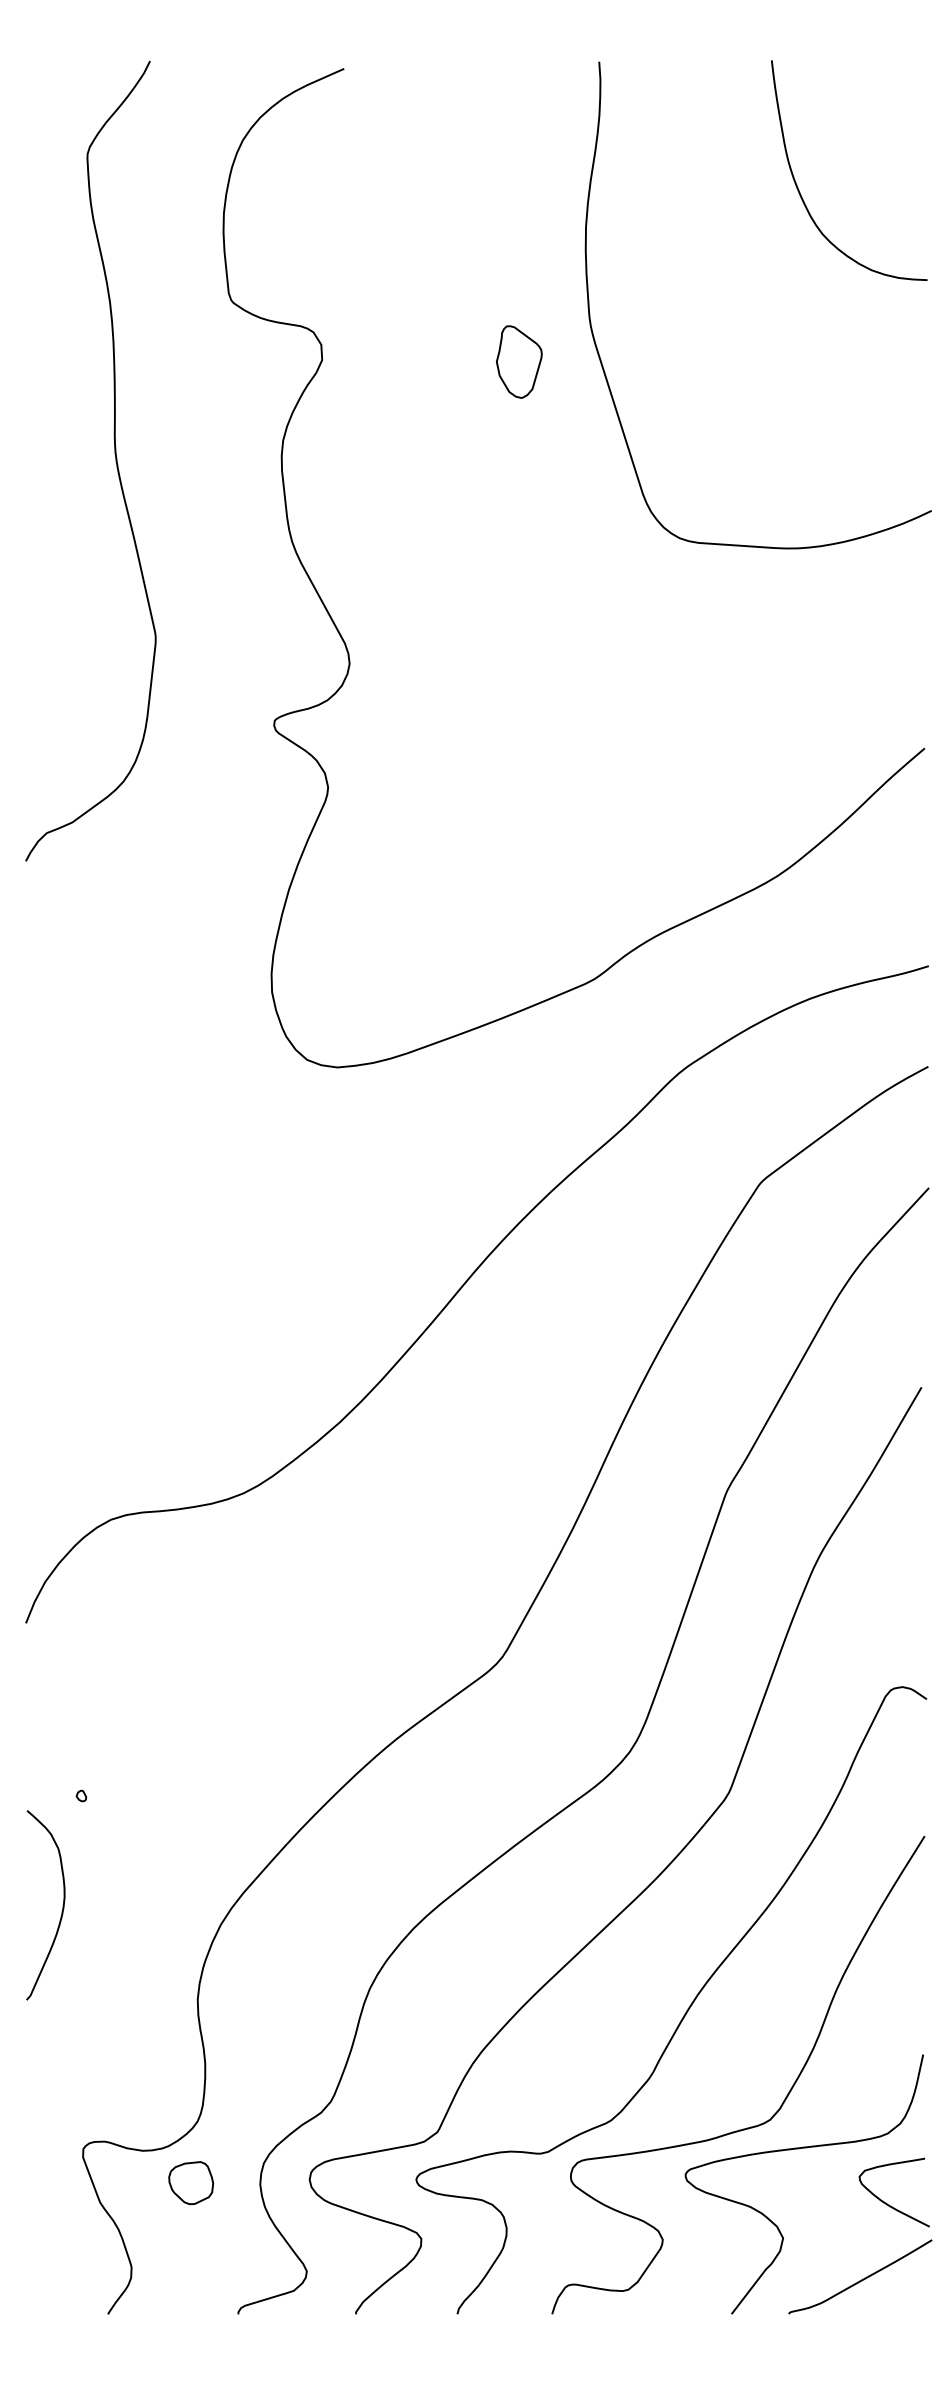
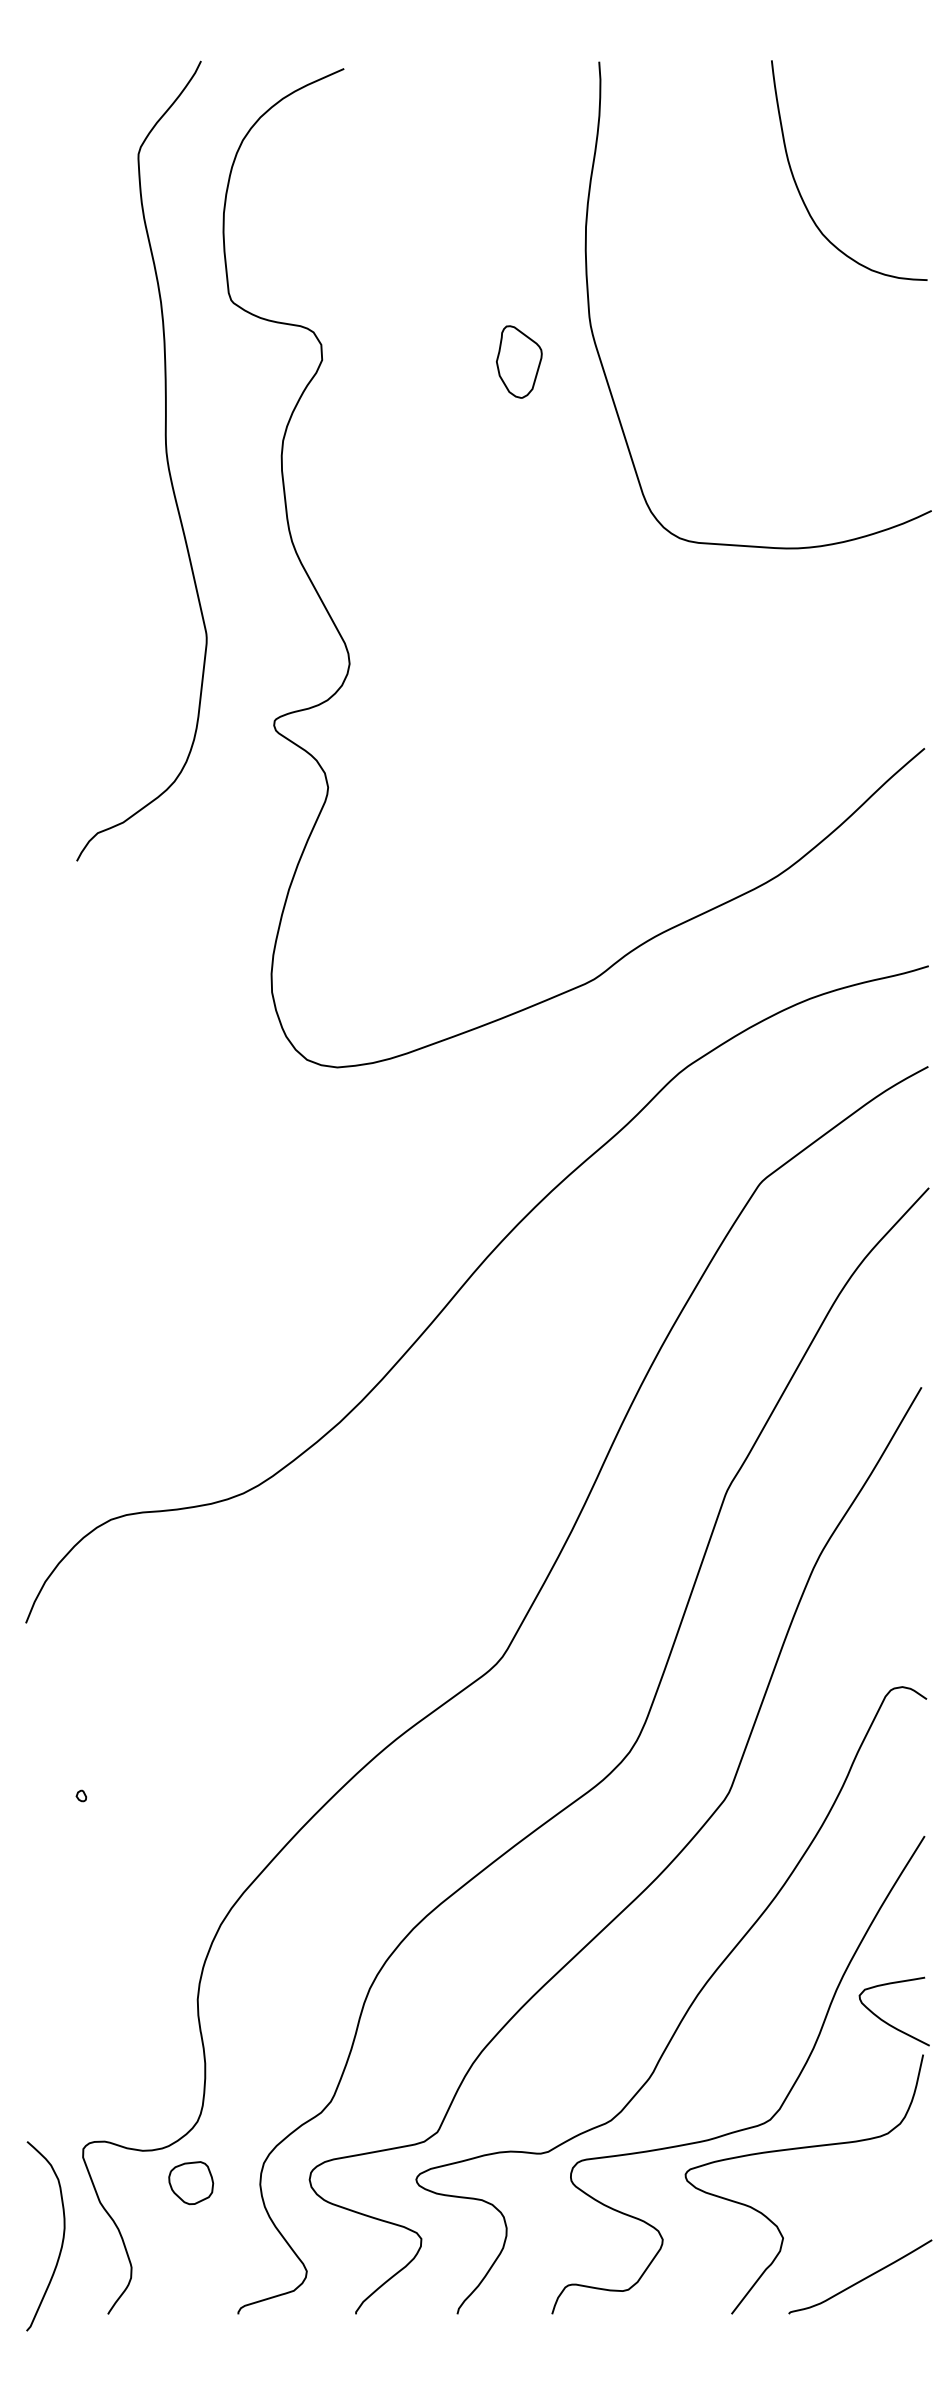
curve position: (114, 454) -> (165, 454) (165, 454)
curve position: (62, 1905) -> (62, 2236) (62, 2236)
curve position: (886, 2202) -> (886, 2021) (886, 2021)
